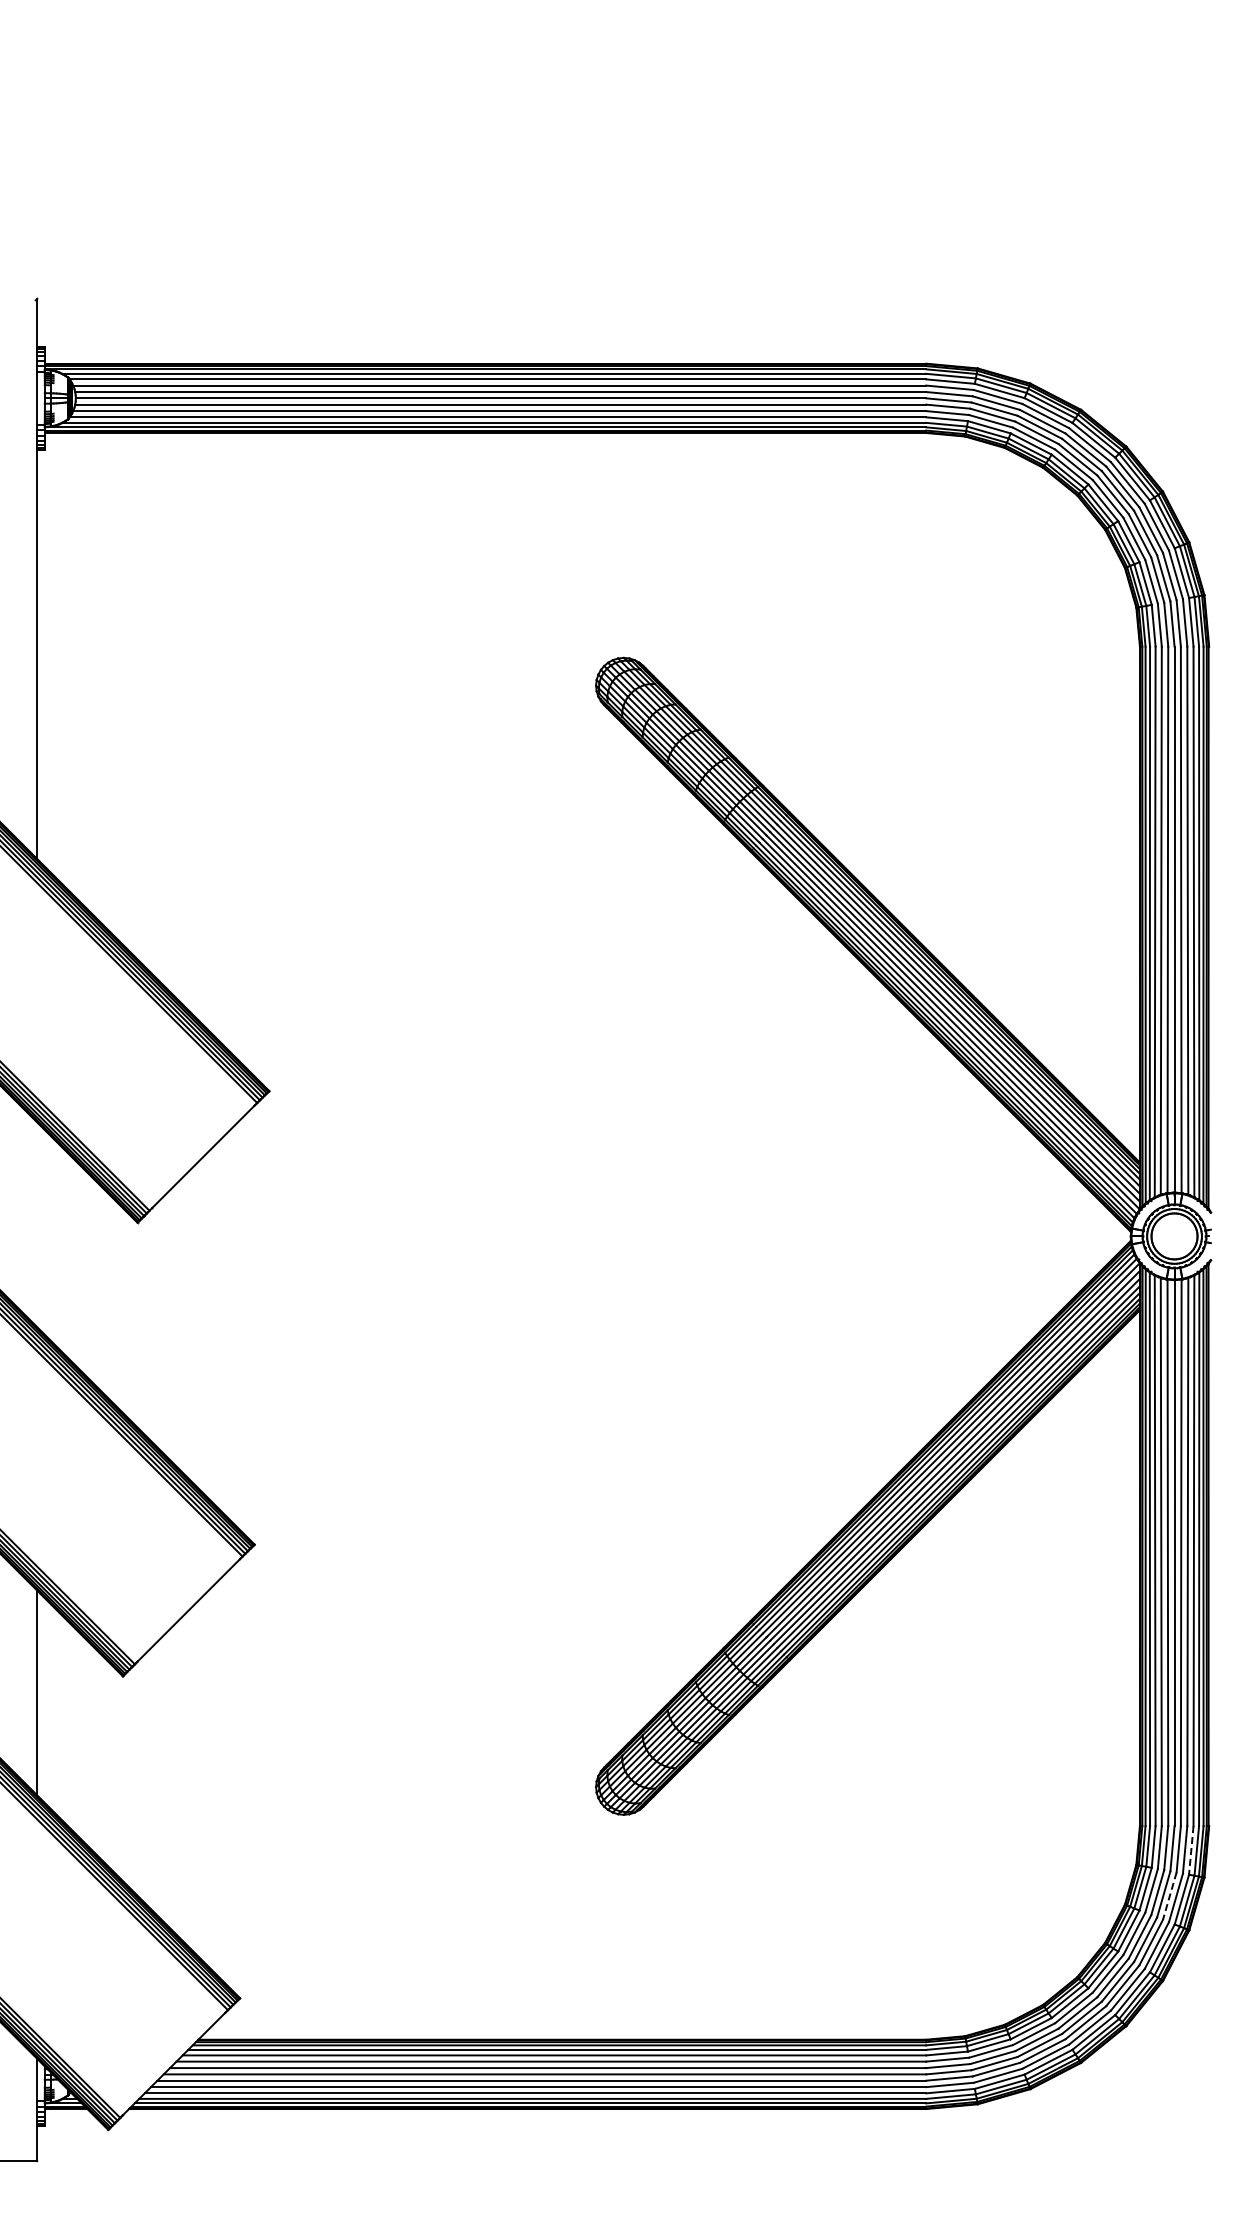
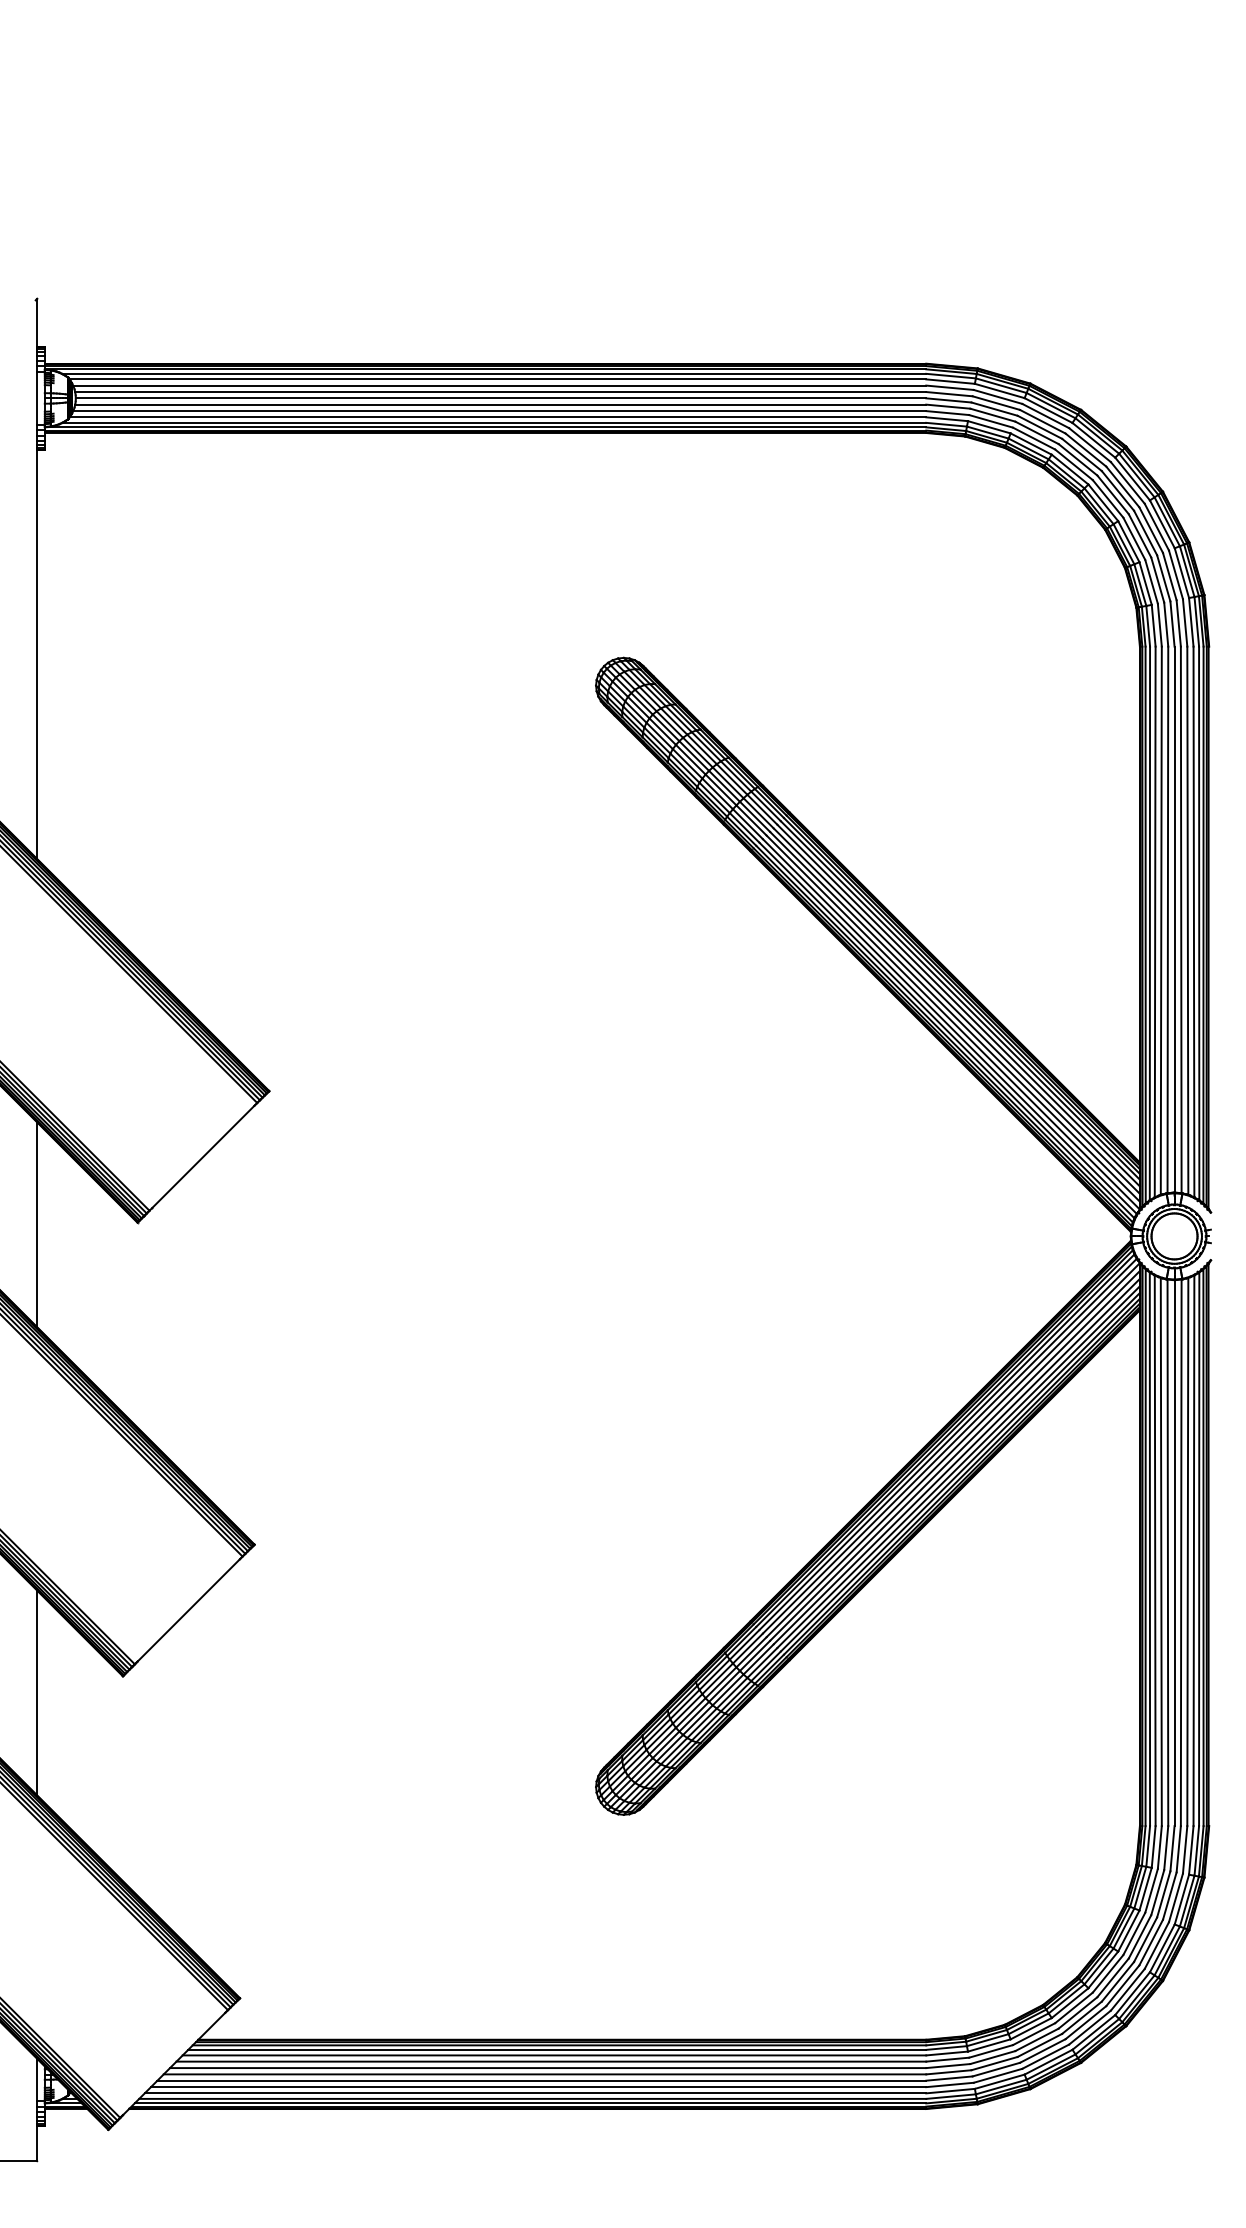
line: none -> present (37, 1224)
line: dashed -> solid (1191, 1850)
line: dashed -> solid (1169, 1896)
